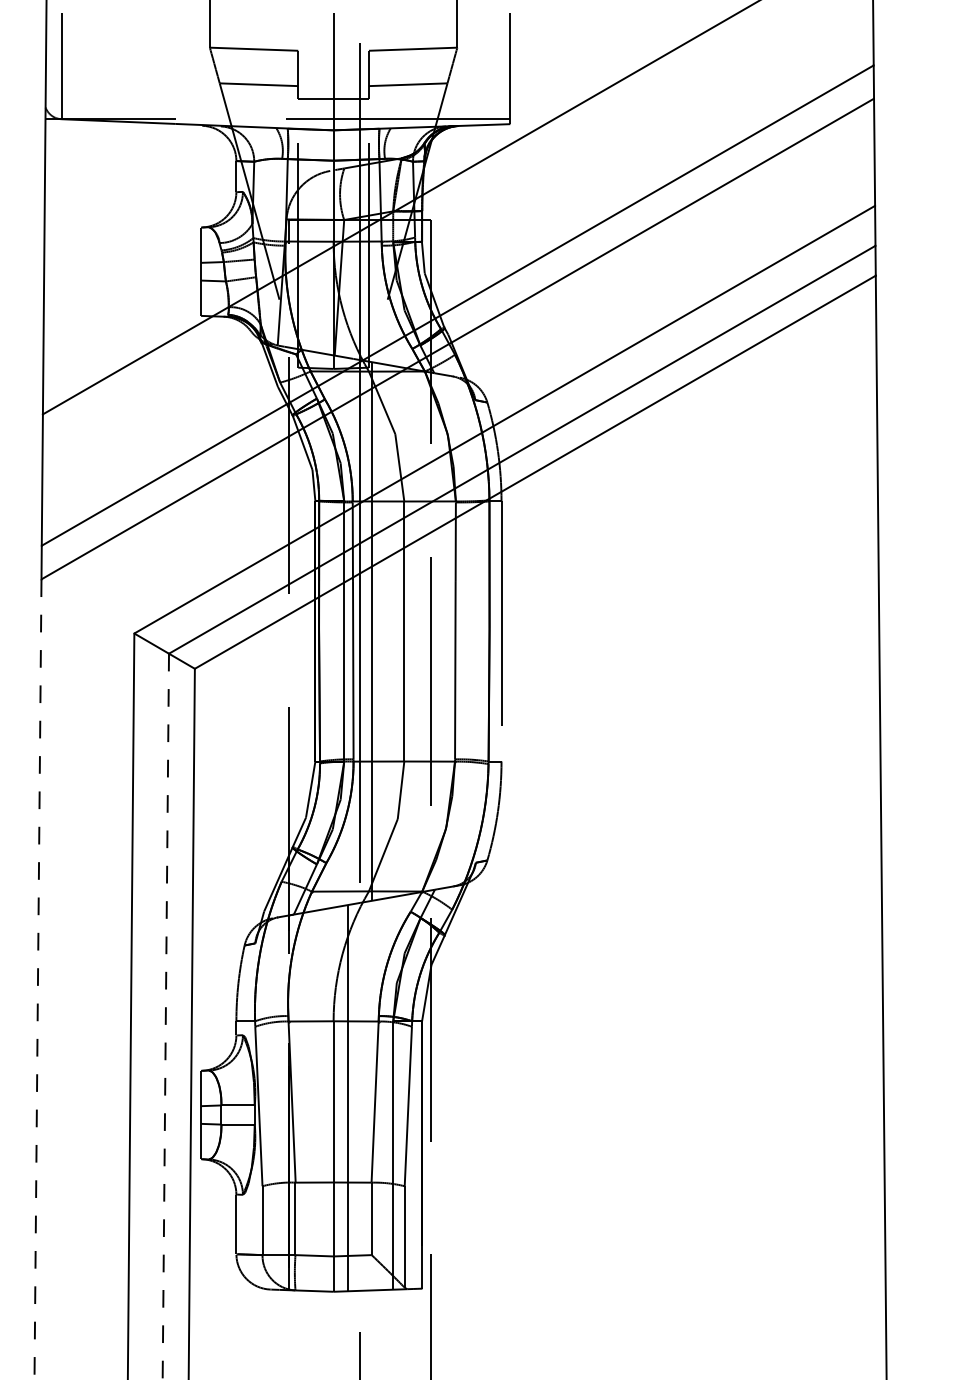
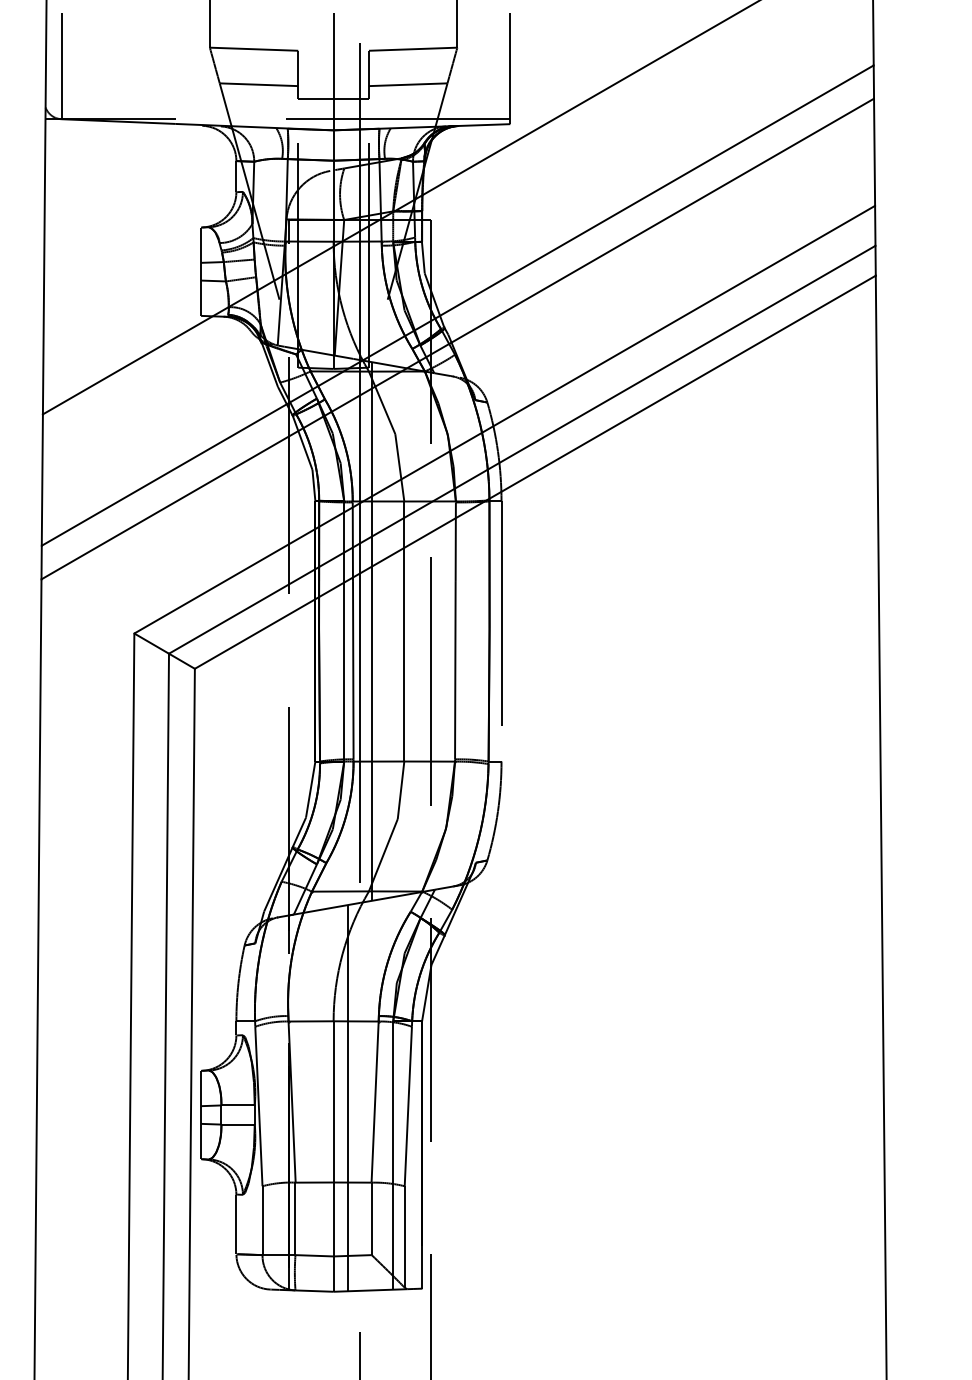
line: dashed -> solid (38, 980)
line: dashed -> solid (165, 1016)
